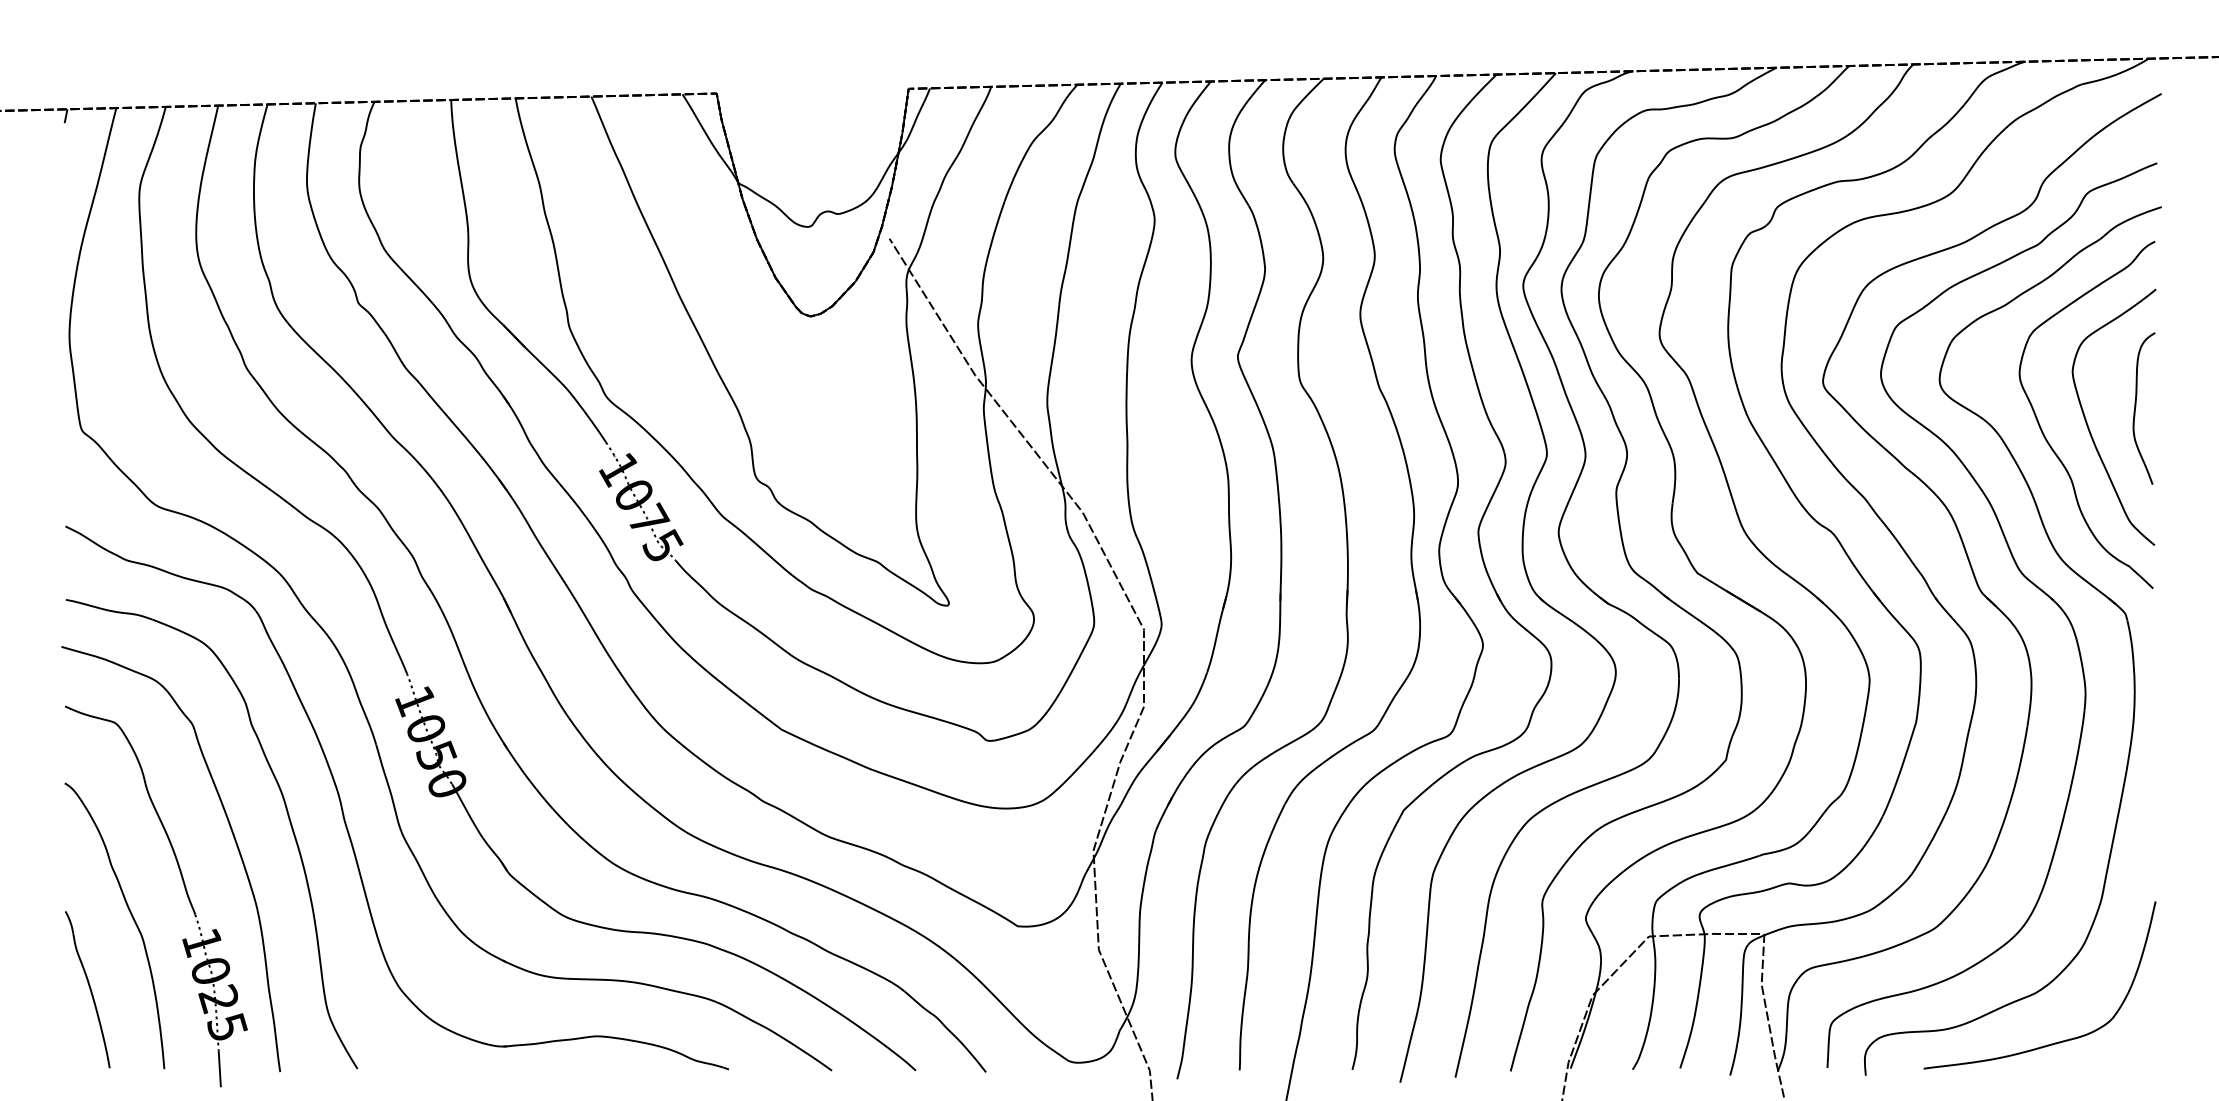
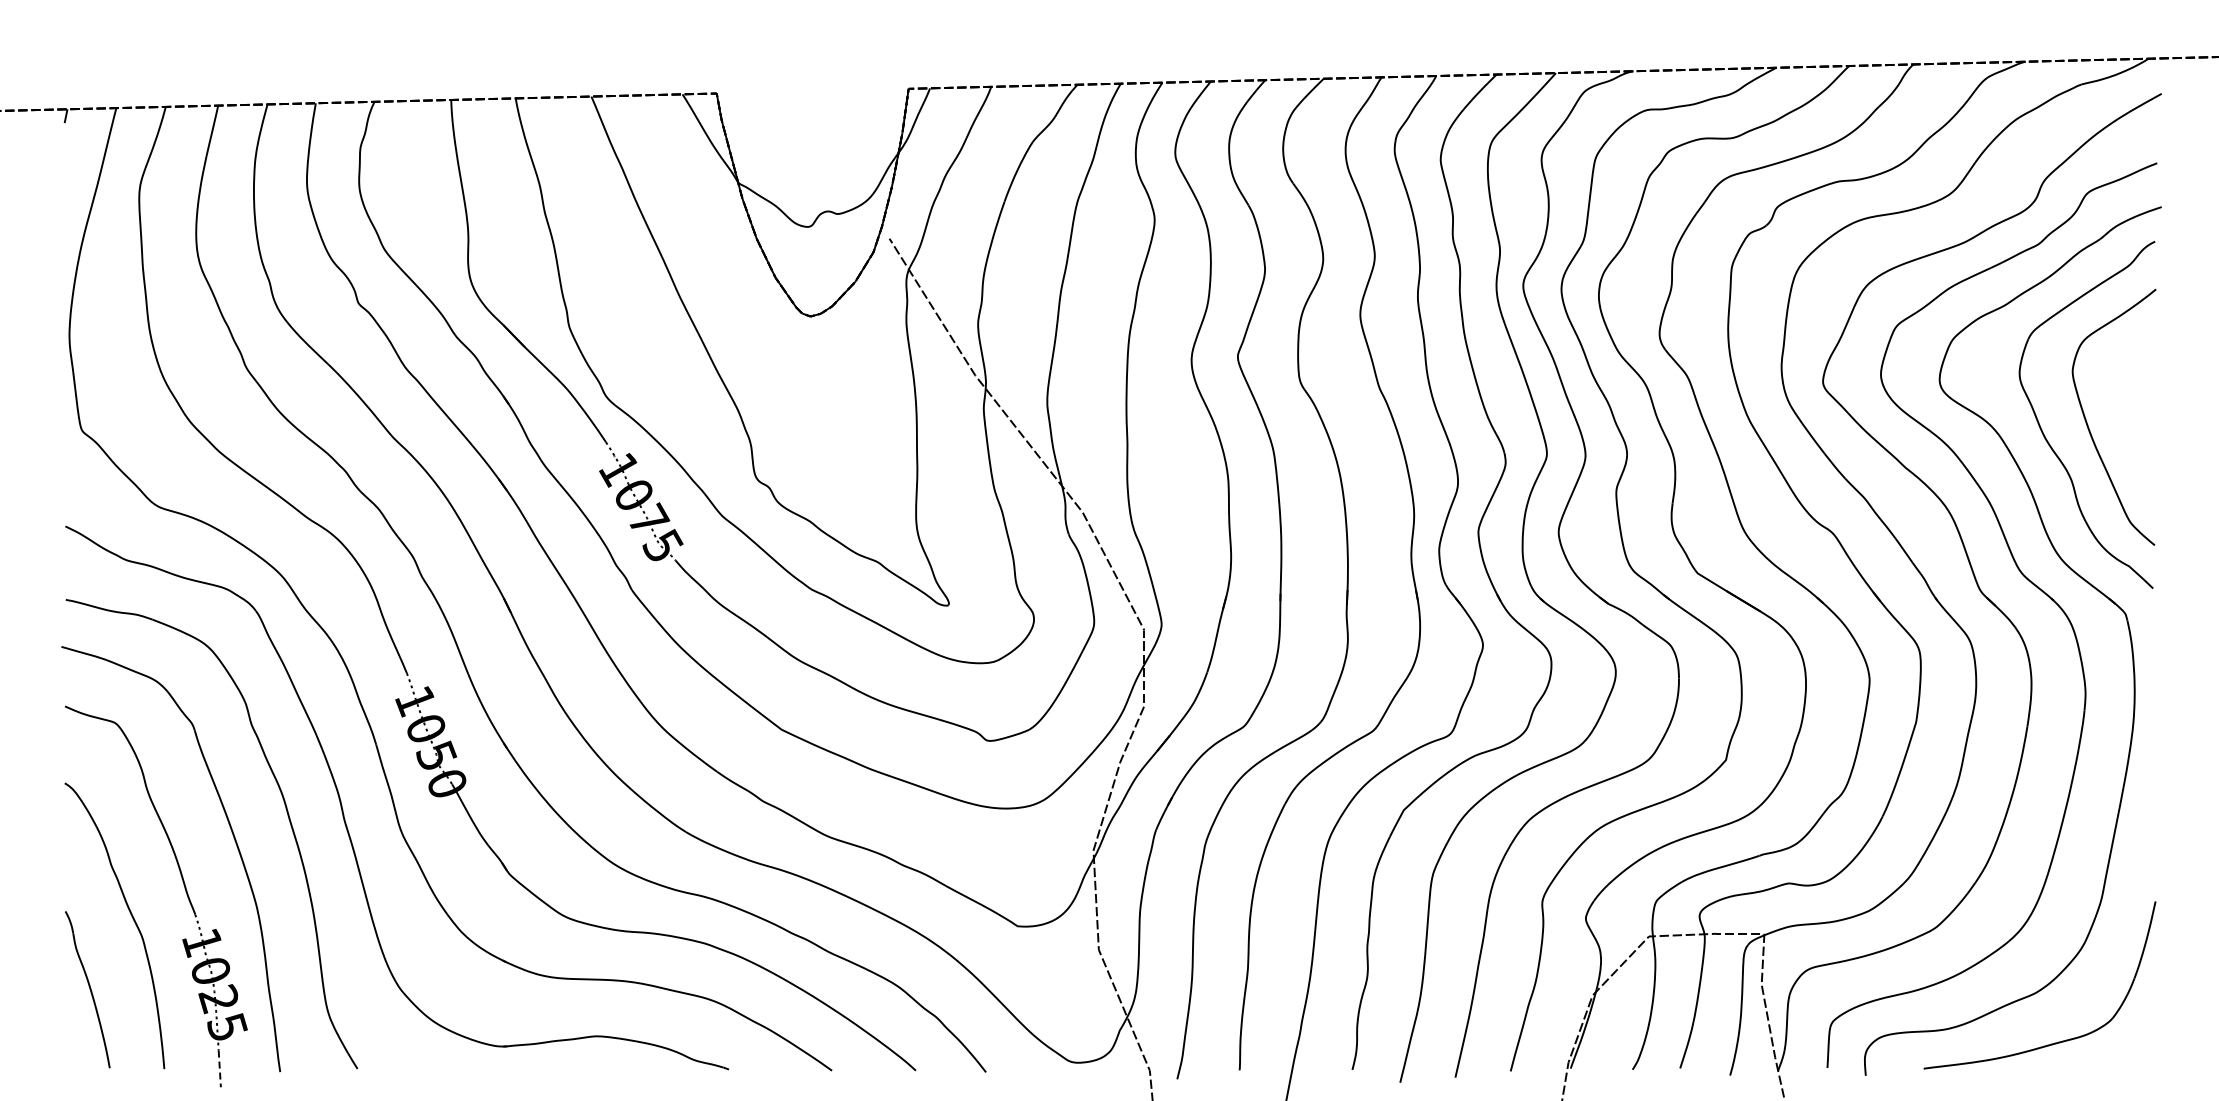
curve: present -> none (2136, 407)
line: solid -> dashed (219, 1069)
